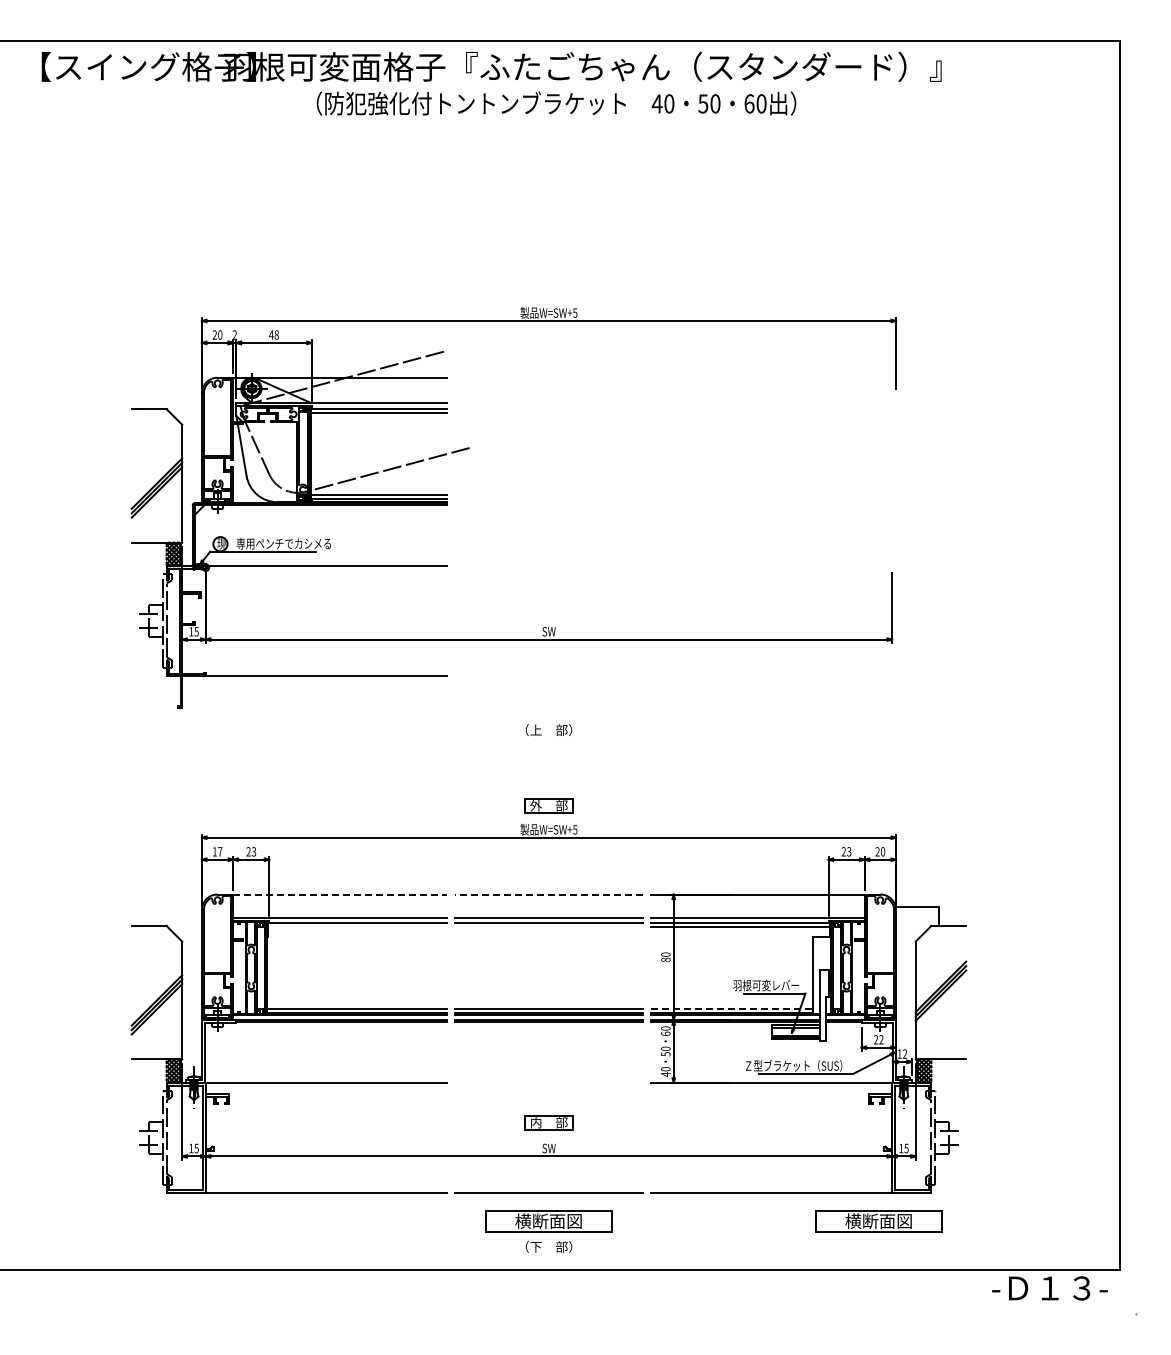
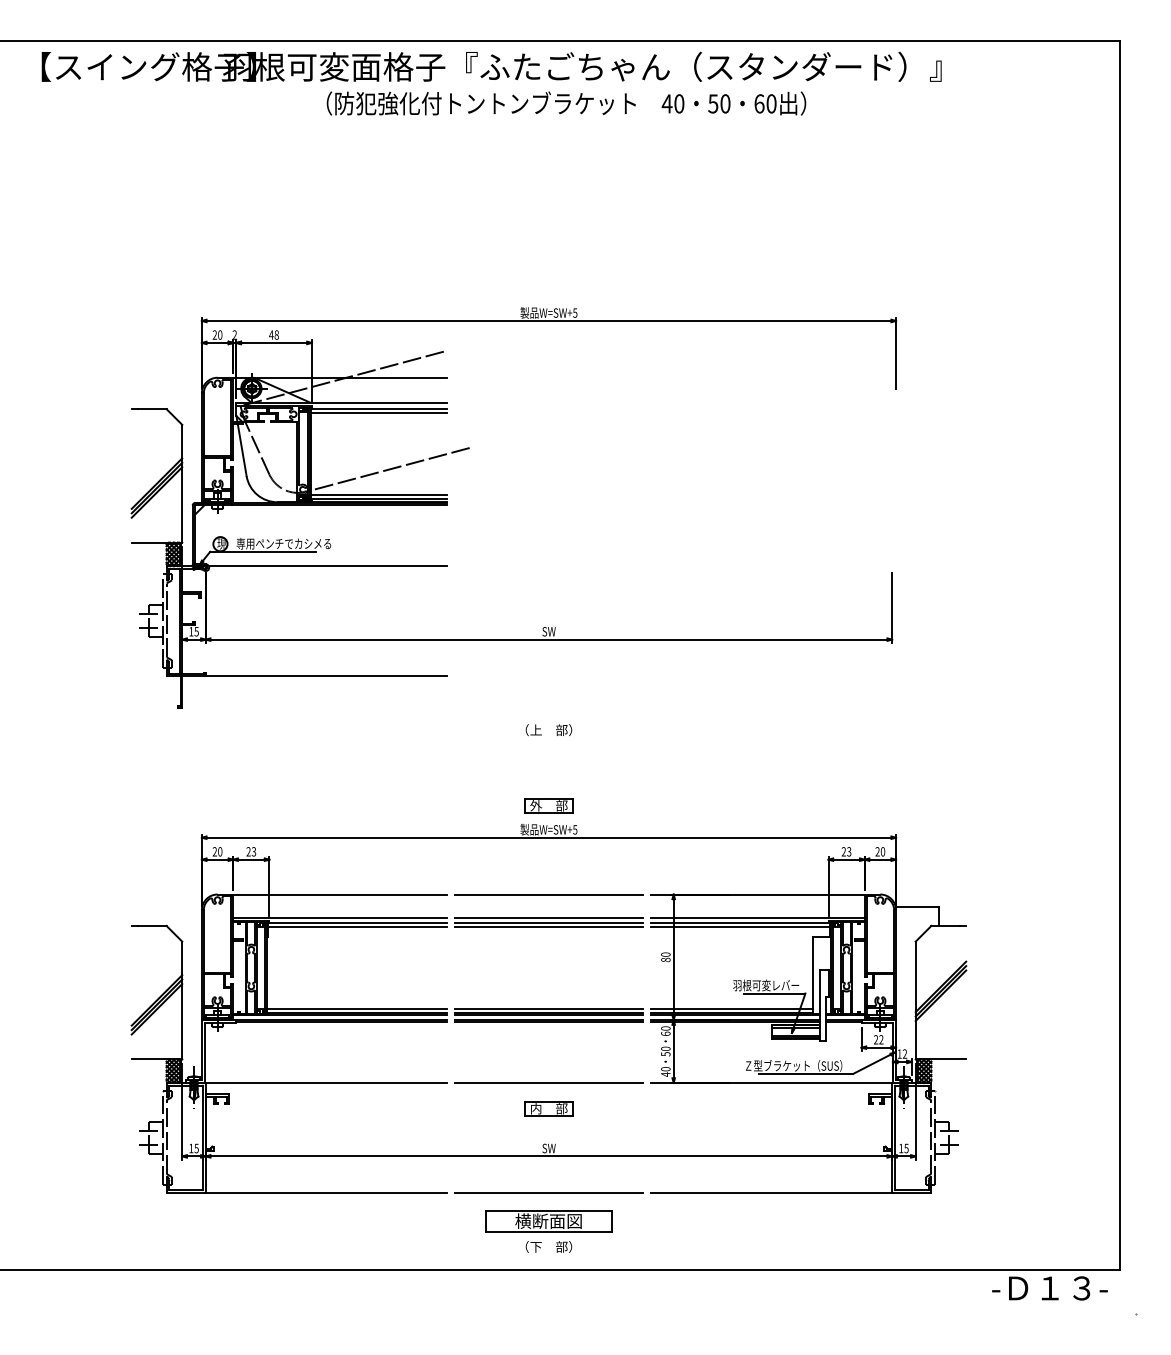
text position: (556, 103) -> (566, 103) (566, 103)
text: 17 -> 20 (217, 851)
line: dashed -> solid (340, 894)
line: dashed -> solid (548, 894)
line: none -> present (357, 927)
line: none -> present (548, 927)
line: dashed -> solid (732, 1008)
line: none -> present (548, 1082)
part position: (548, 1122) -> (548, 1108) (548, 1108)
part: present -> none (878, 1221)
